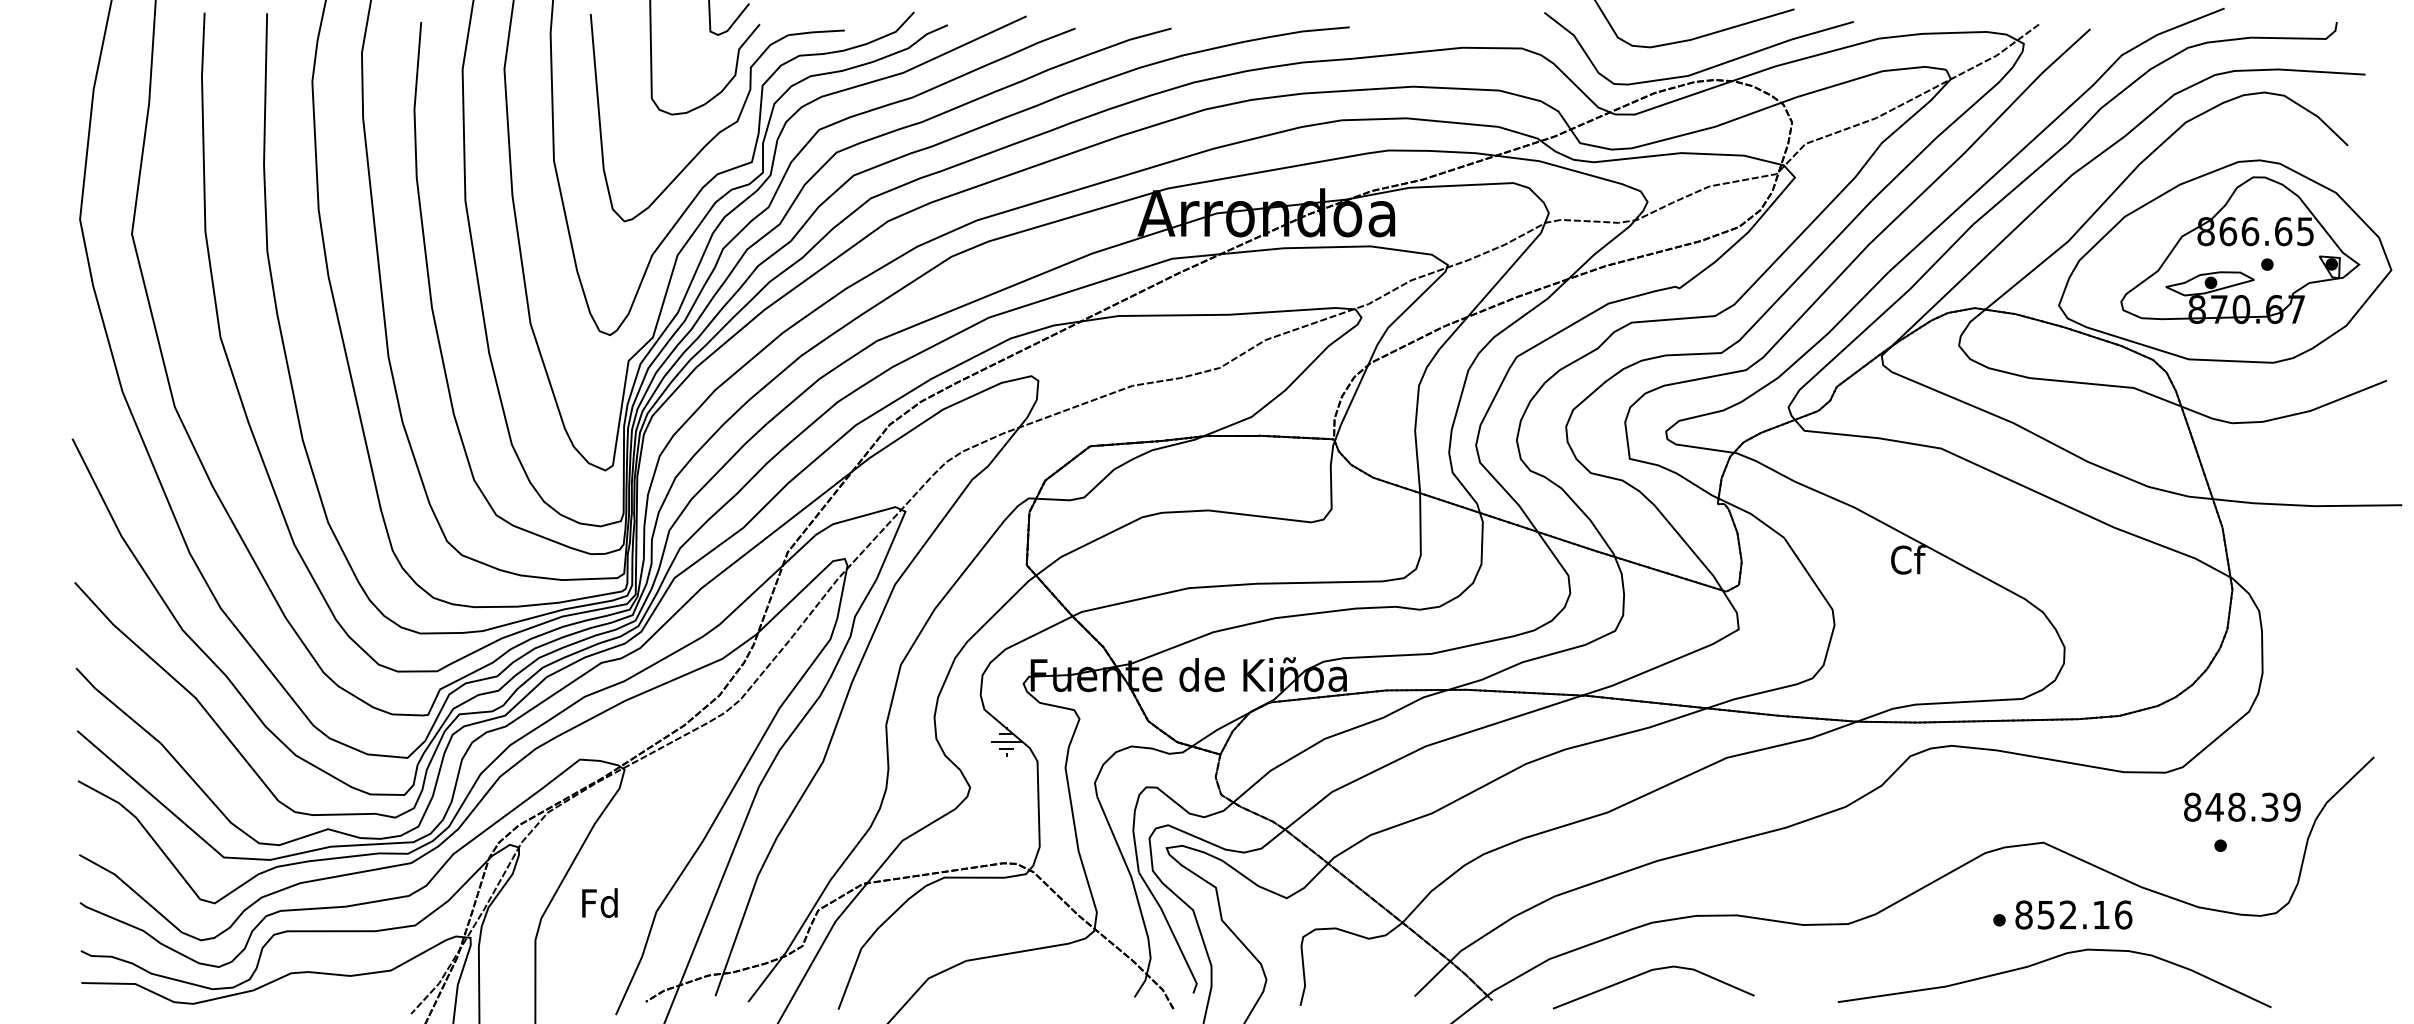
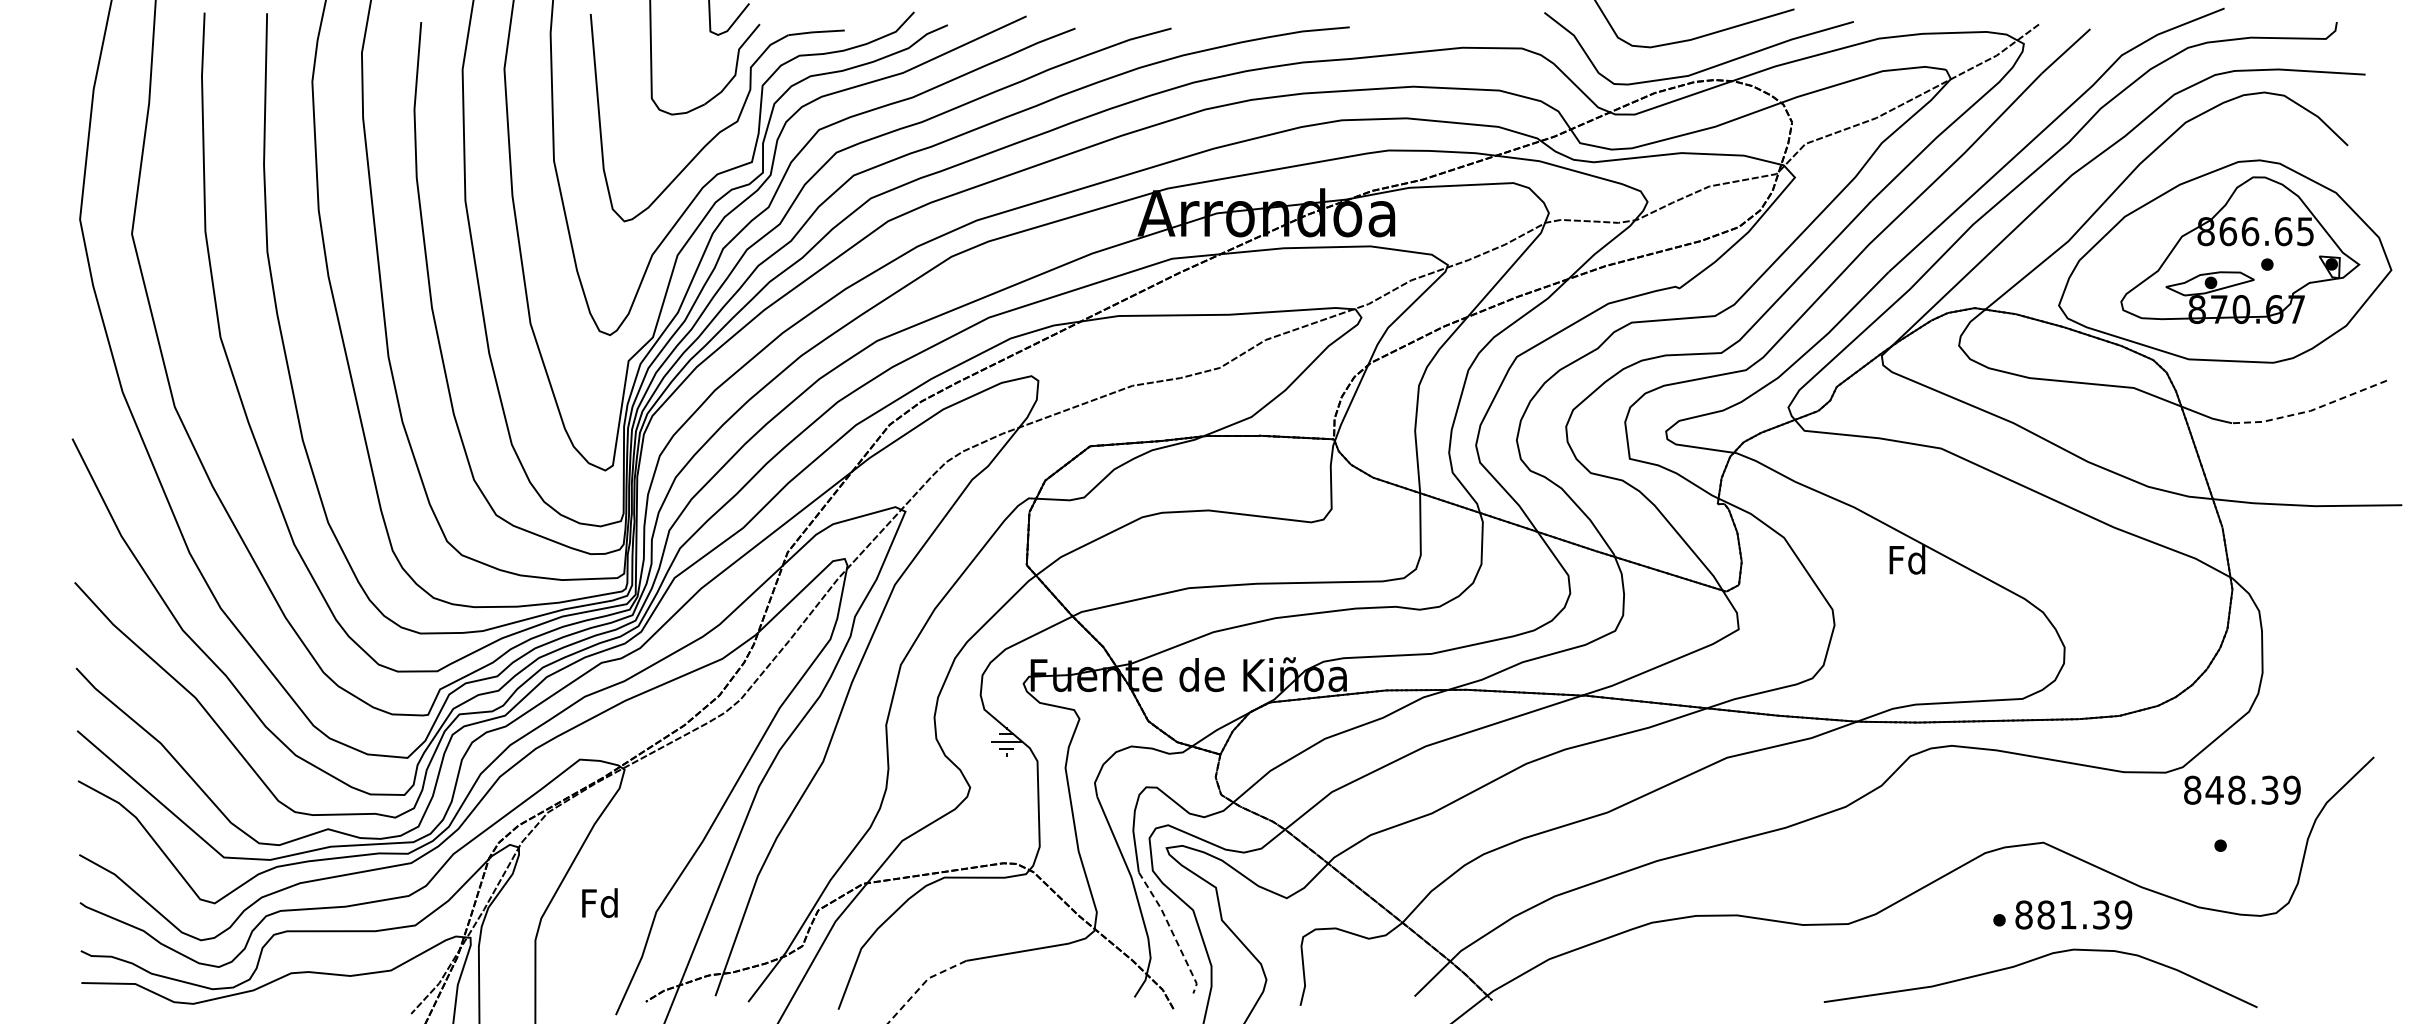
line: solid -> dashed (2310, 410)
text: Cf -> Fd (1907, 559)
text position: (2242, 806) -> (2242, 789) (2242, 789)
text: 852.16 -> 881.39 (2084, 914)
line: solid -> dashed (1172, 931)
curve position: (2049, 960) -> (2035, 960) (2035, 960)
line: present -> none (1646, 973)
line: solid -> dashed (922, 985)
